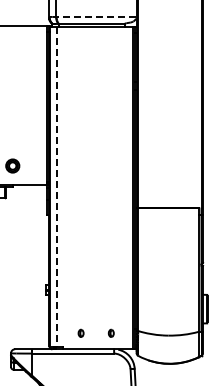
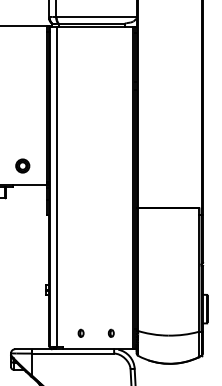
line: dashed -> solid (96, 17)
part position: (12, 165) -> (22, 165) (22, 165)
line: dashed -> solid (57, 187)
